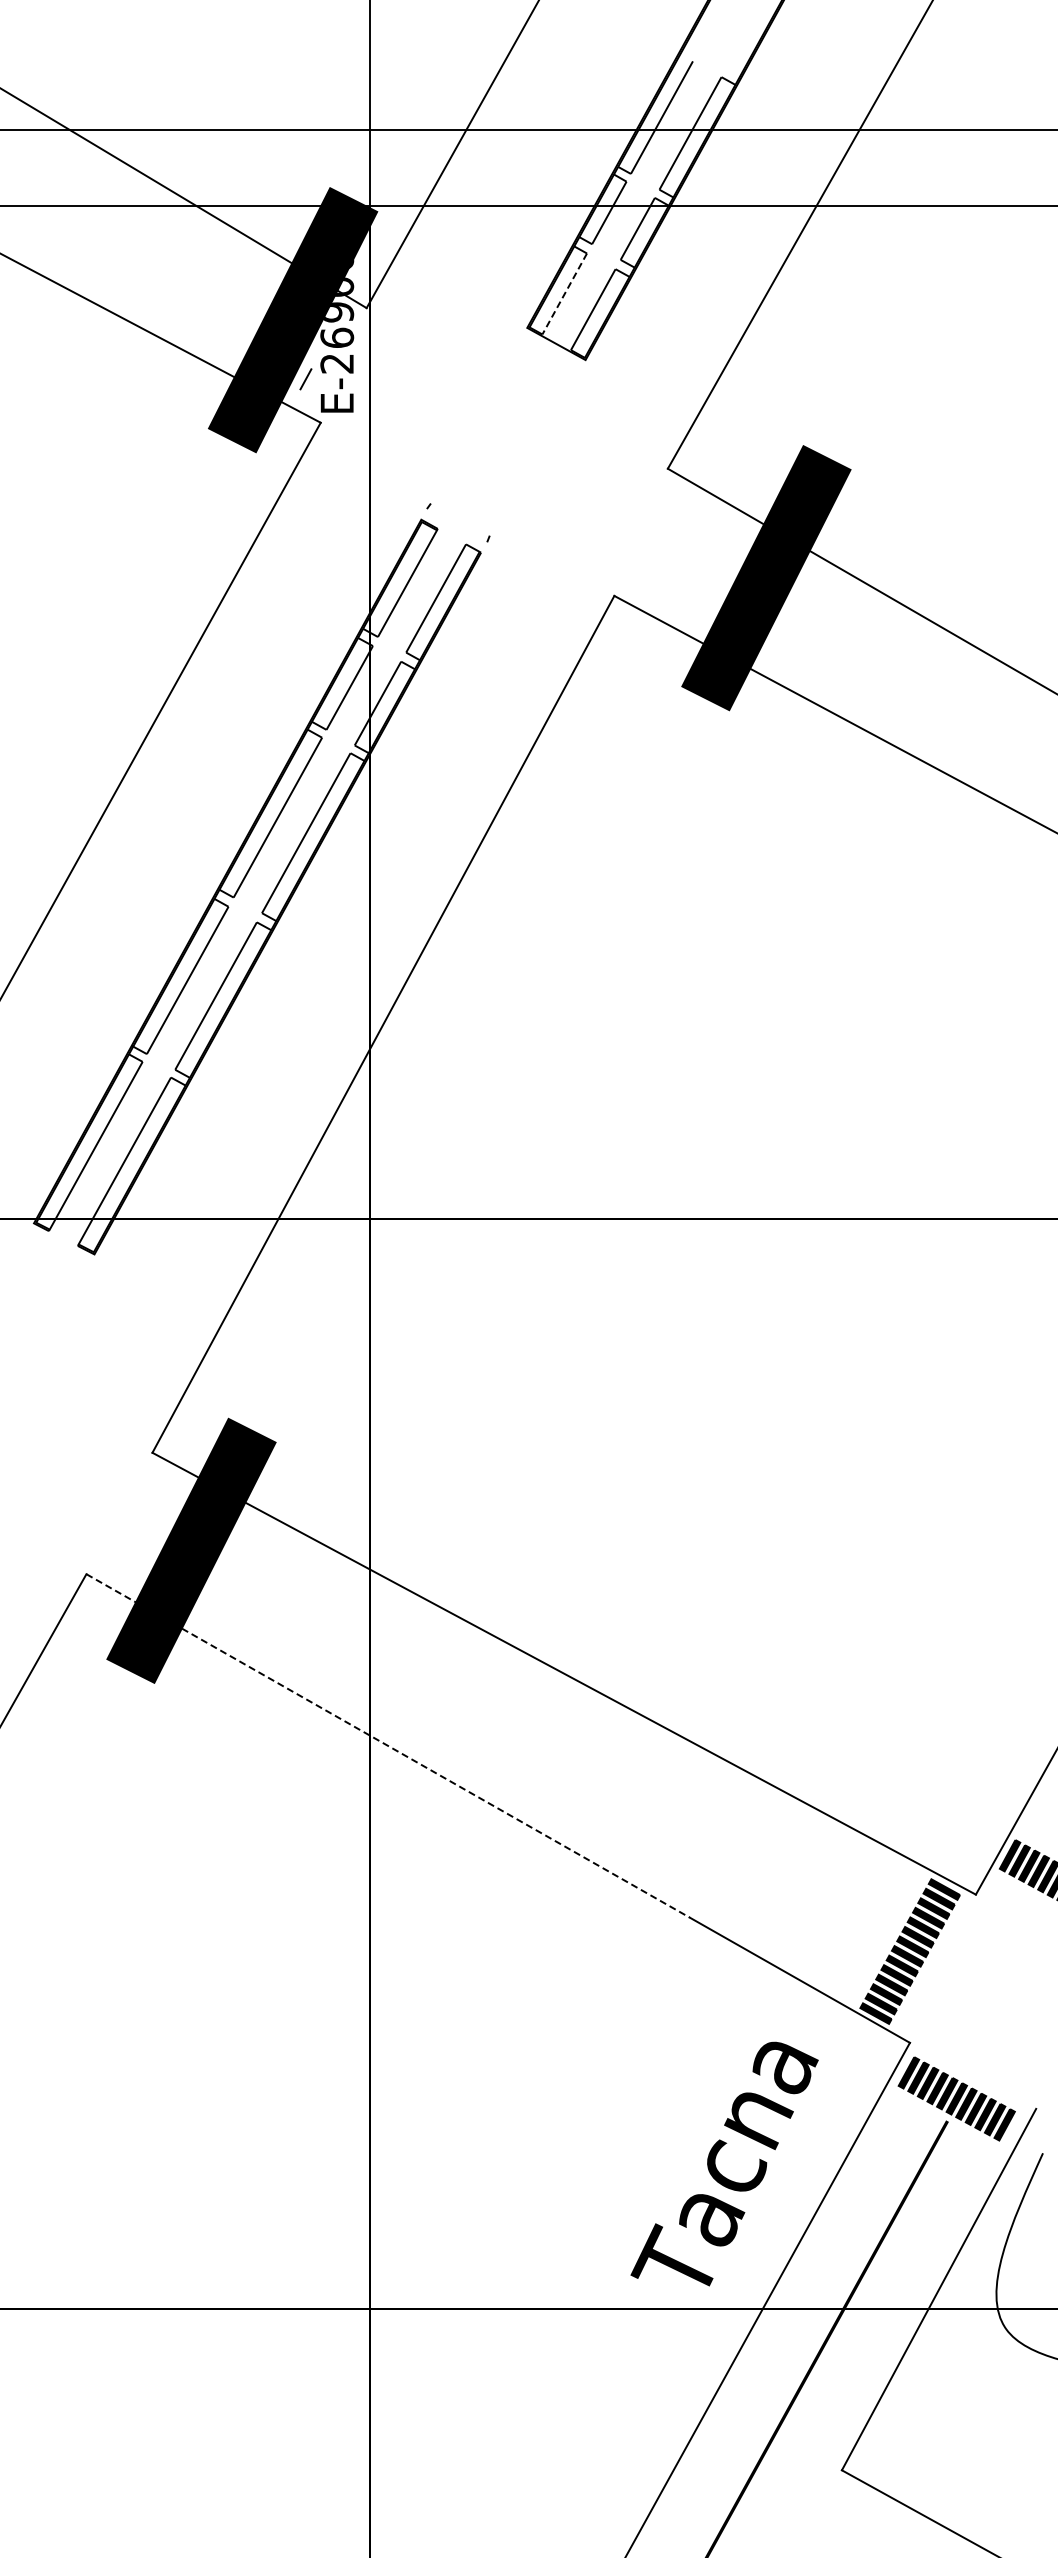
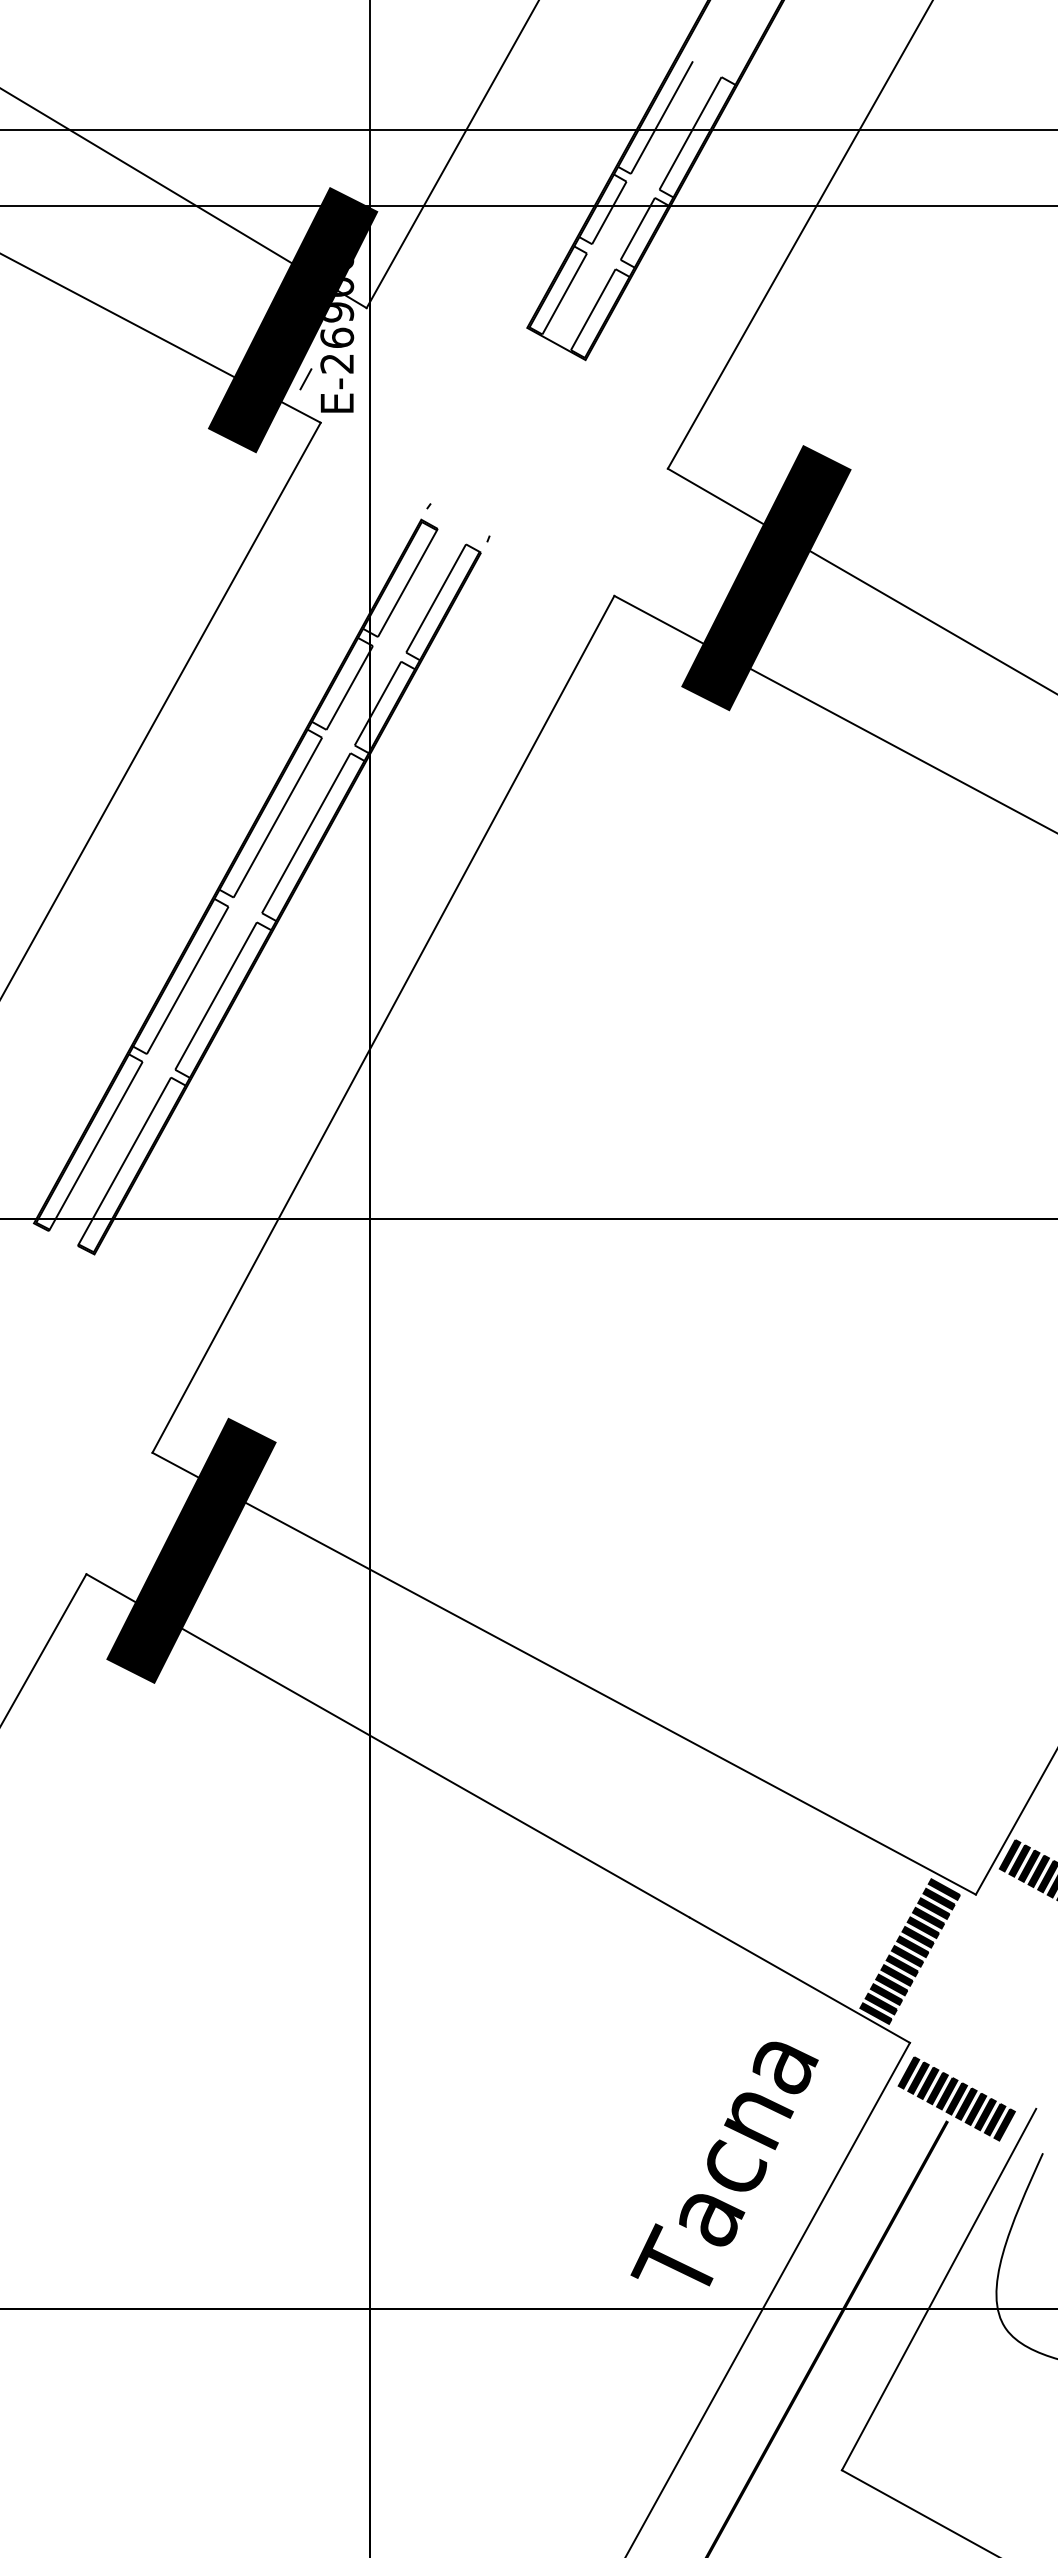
line: dashed -> solid (564, 294)
line: dashed -> solid (388, 1746)
